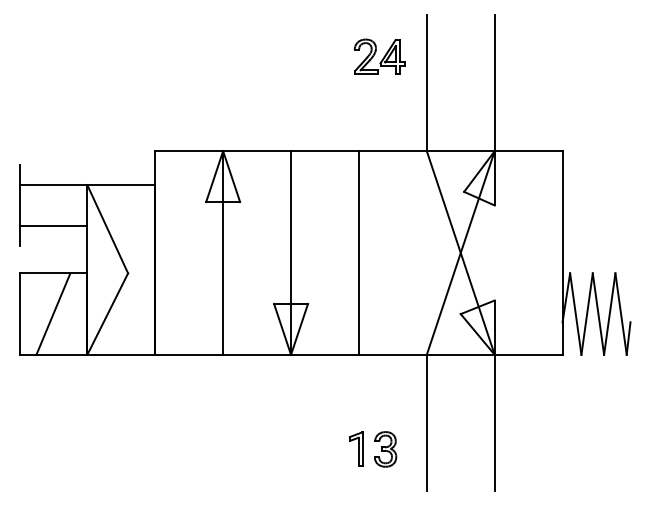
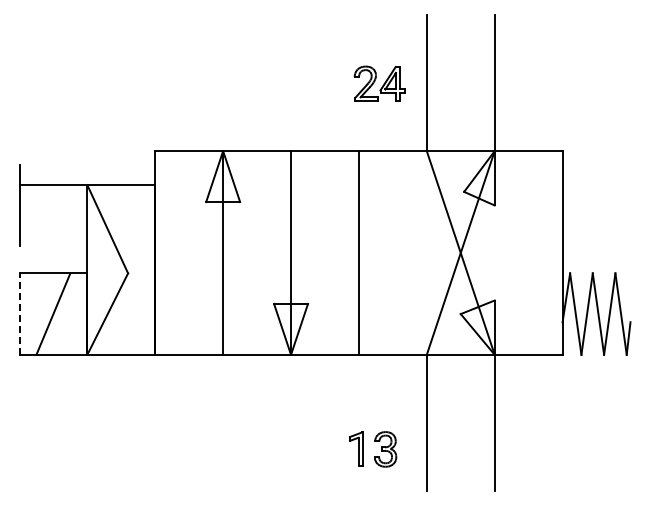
part position: (379, 56) -> (379, 83) (379, 83)
line: present -> none (53, 225)
line: solid -> dashed (19, 314)
